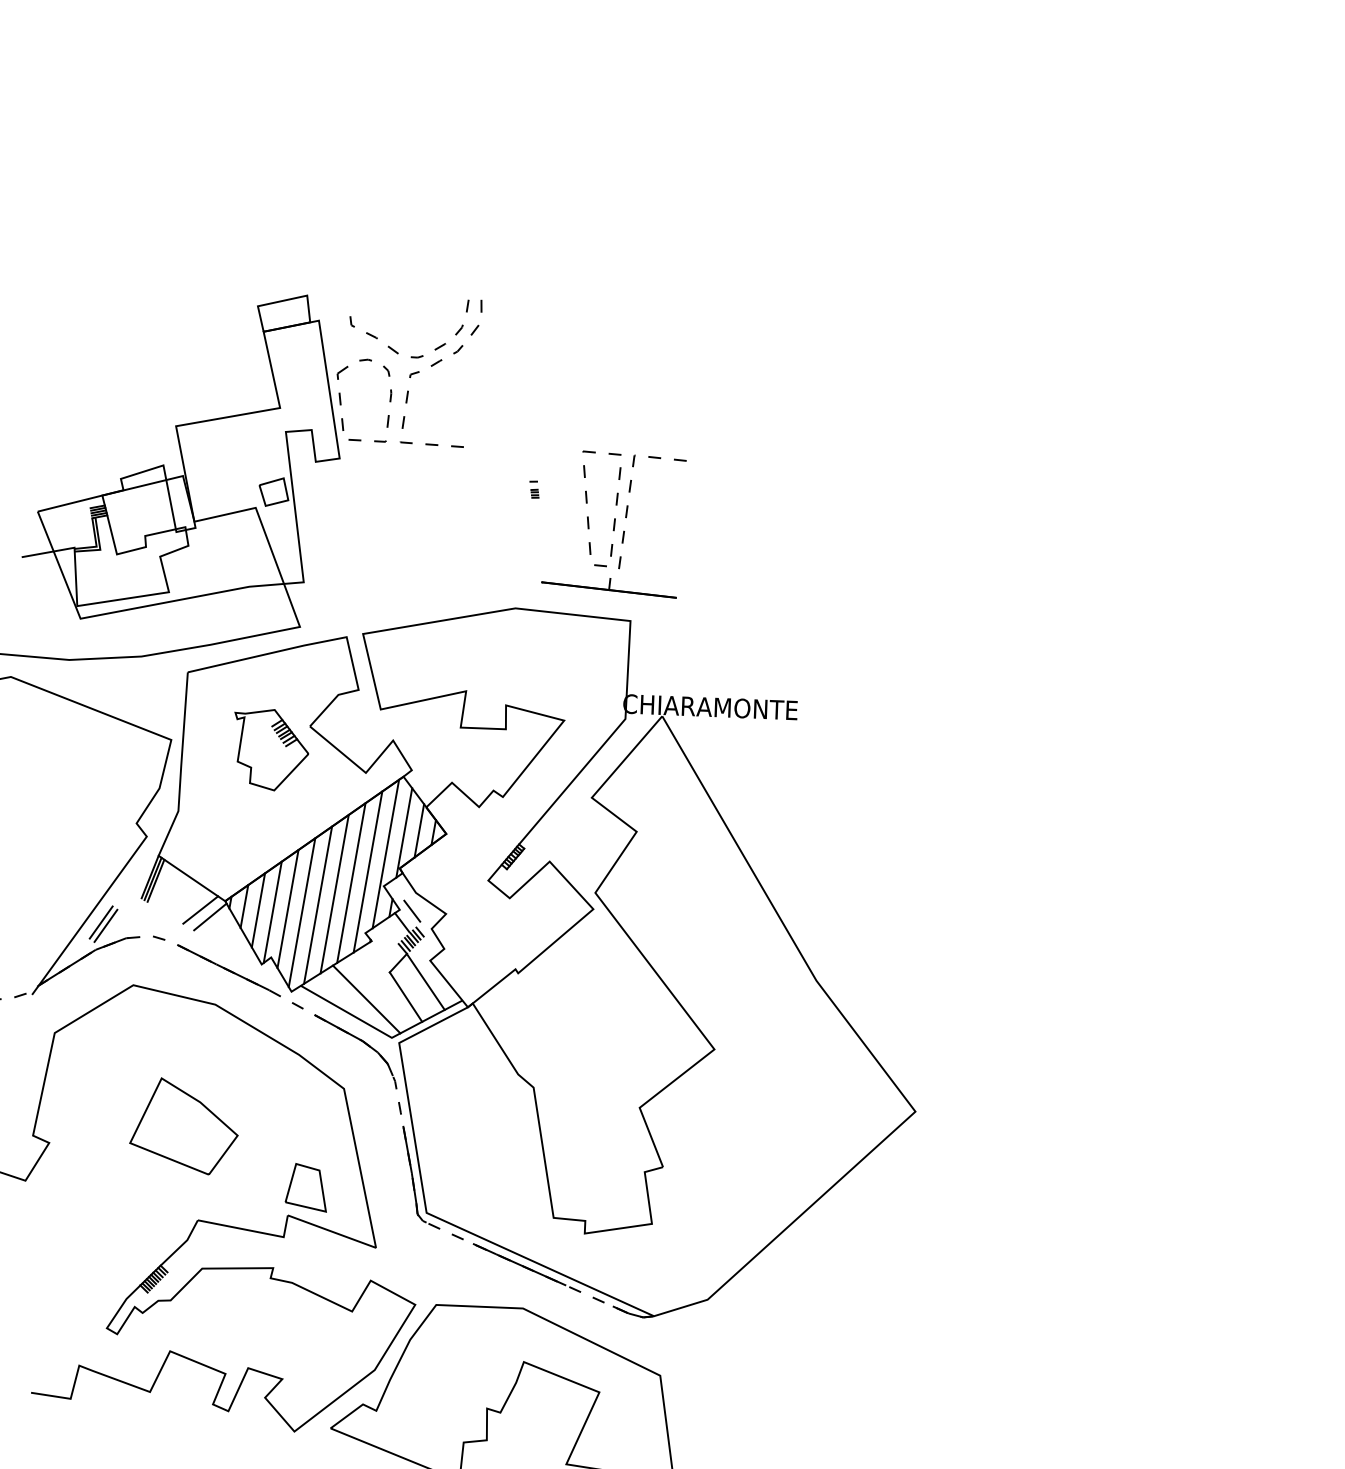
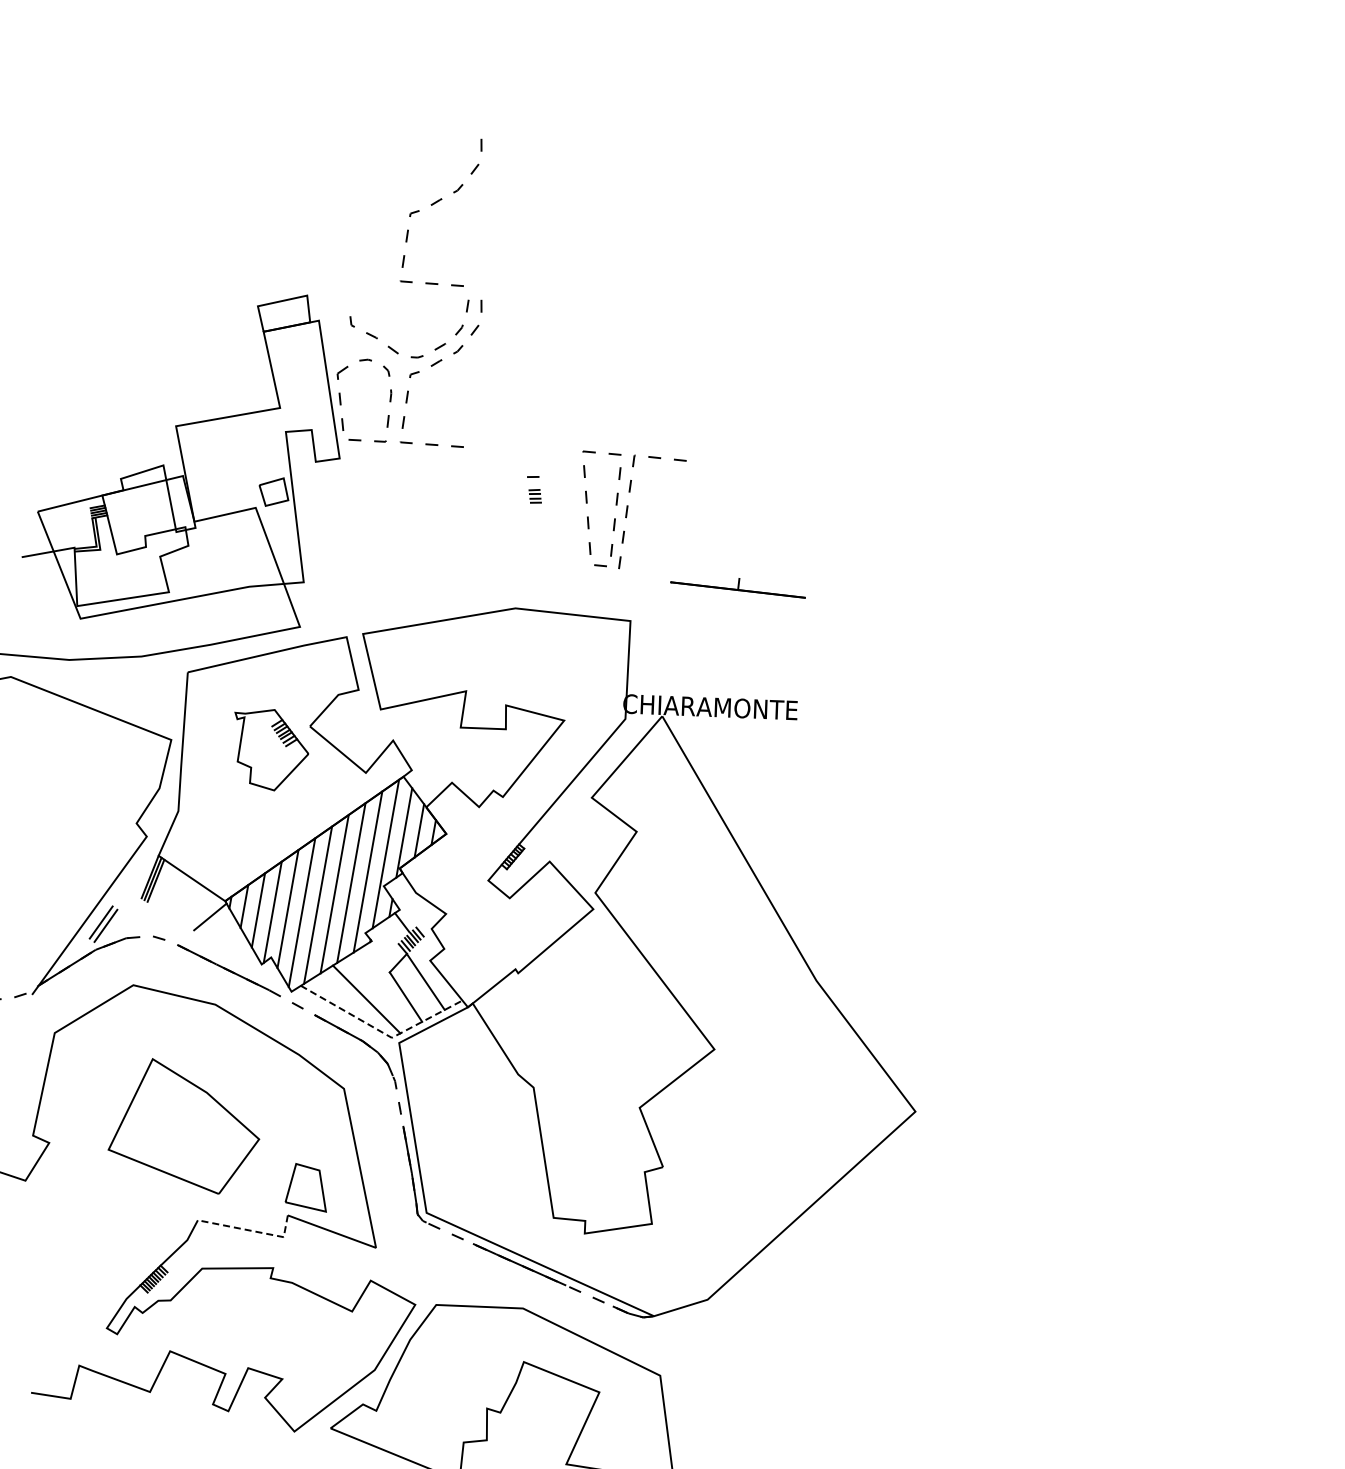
part: none -> present (436, 203)
part size: 11x19 px -> 15x28 px (534, 489)
part position: (608, 588) -> (737, 588) (737, 588)
line: present -> none (200, 909)
line: present -> none (412, 910)
line: solid -> dashed (381, 1031)
part size: 110x99 px -> 154x137 px (183, 1126)
line: solid -> dashed (252, 1231)
